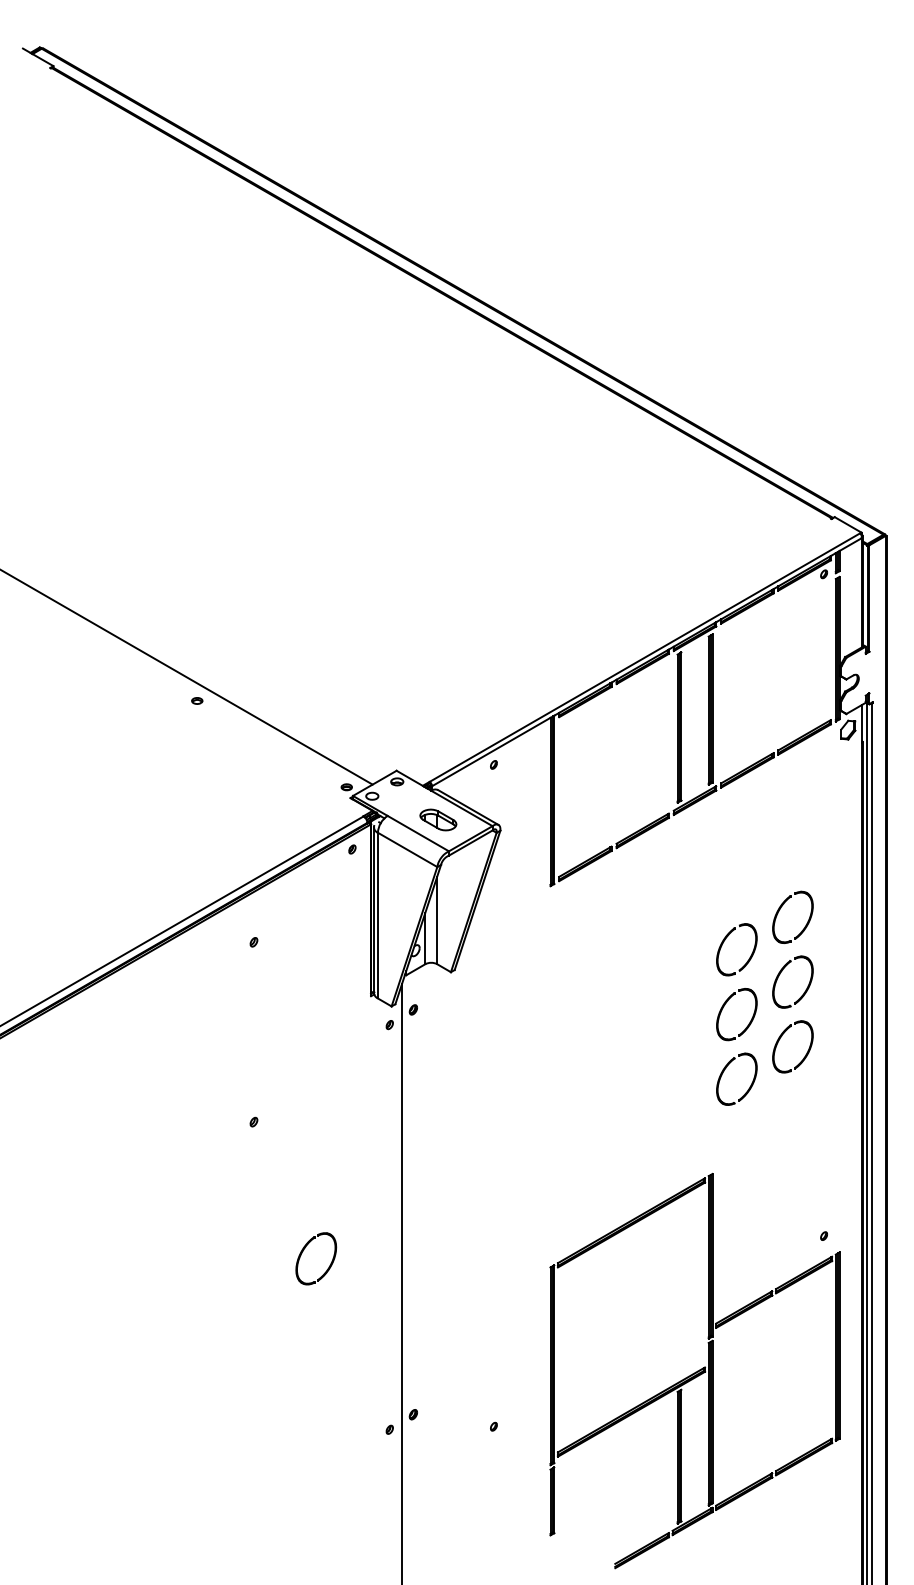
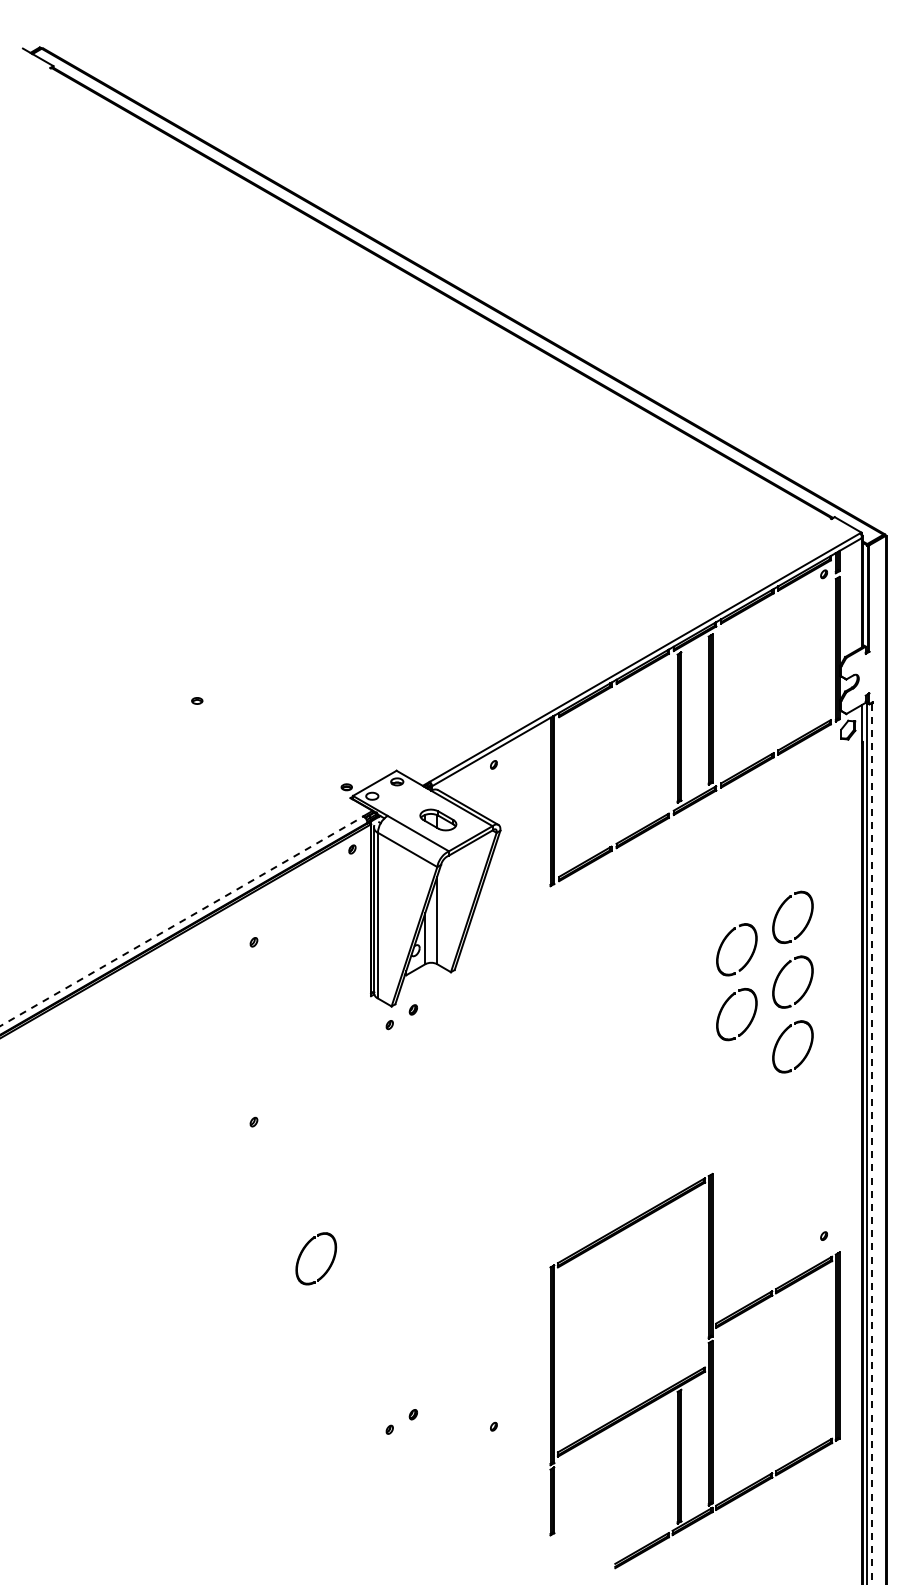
line: present -> none (187, 677)
line: solid -> dashed (181, 921)
part: present -> none (724, 1071)
line: solid -> dashed (871, 1144)
line: present -> none (401, 1282)
